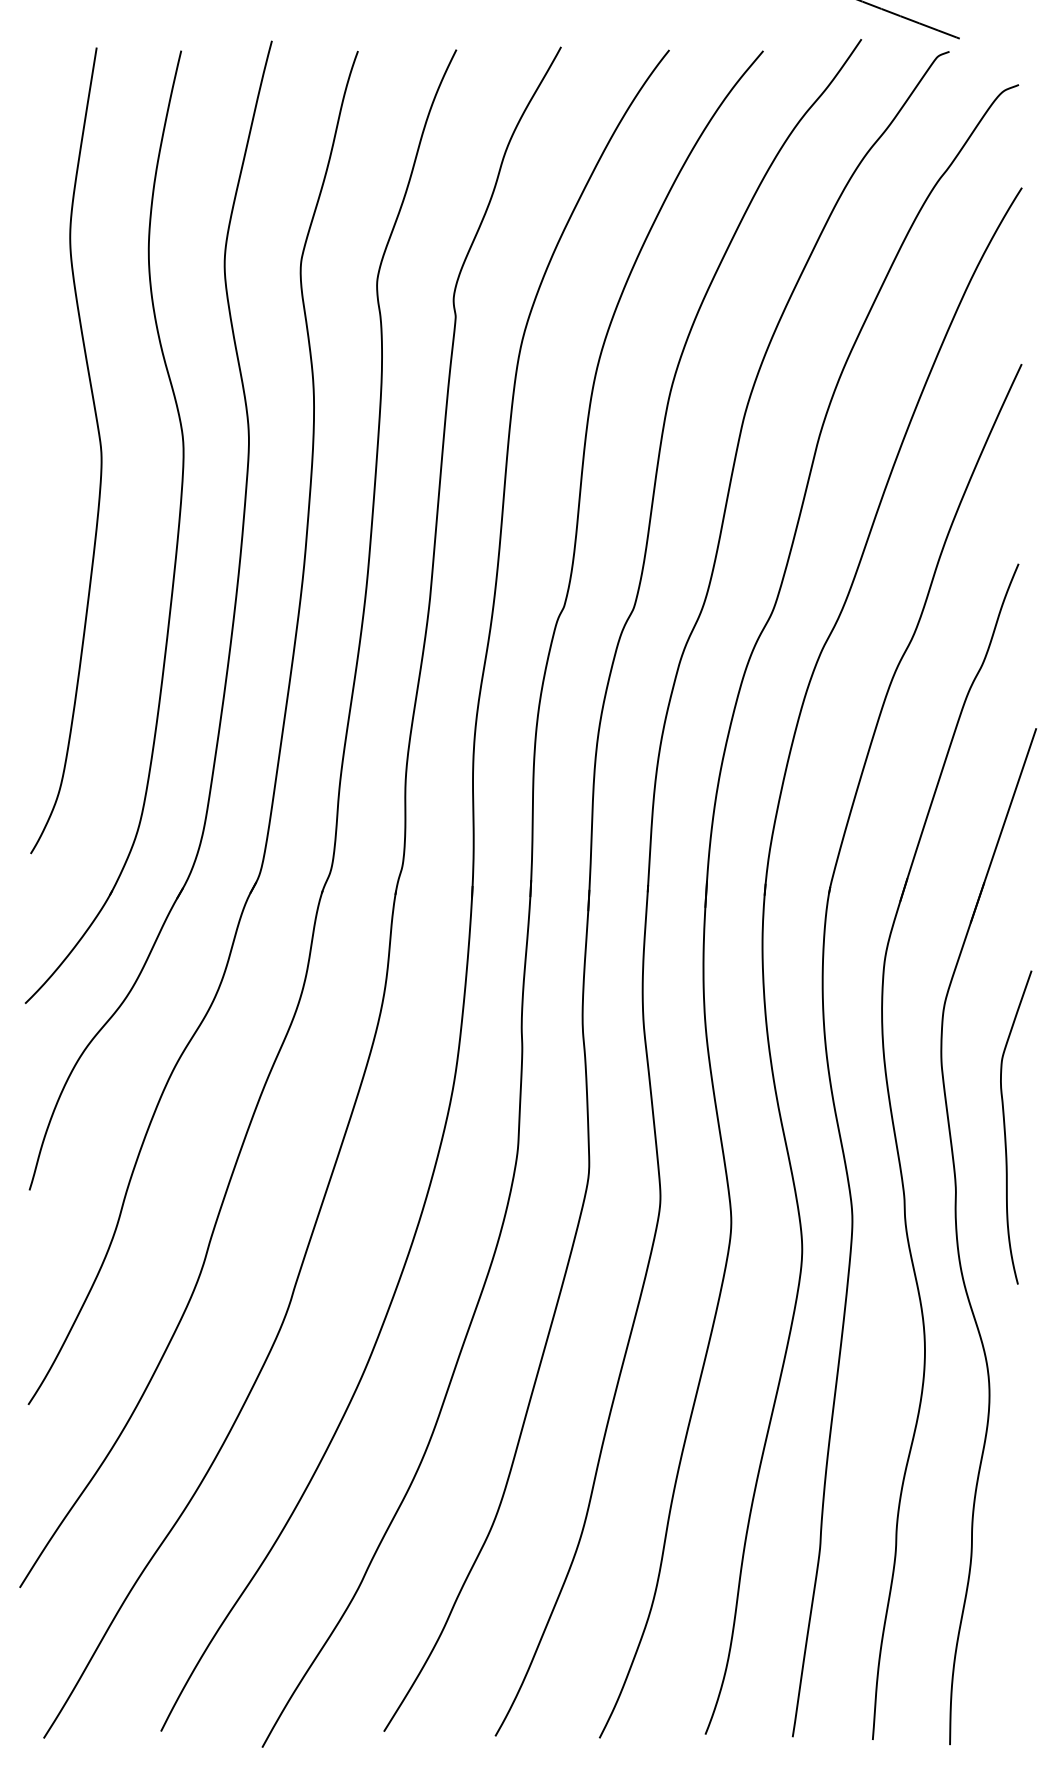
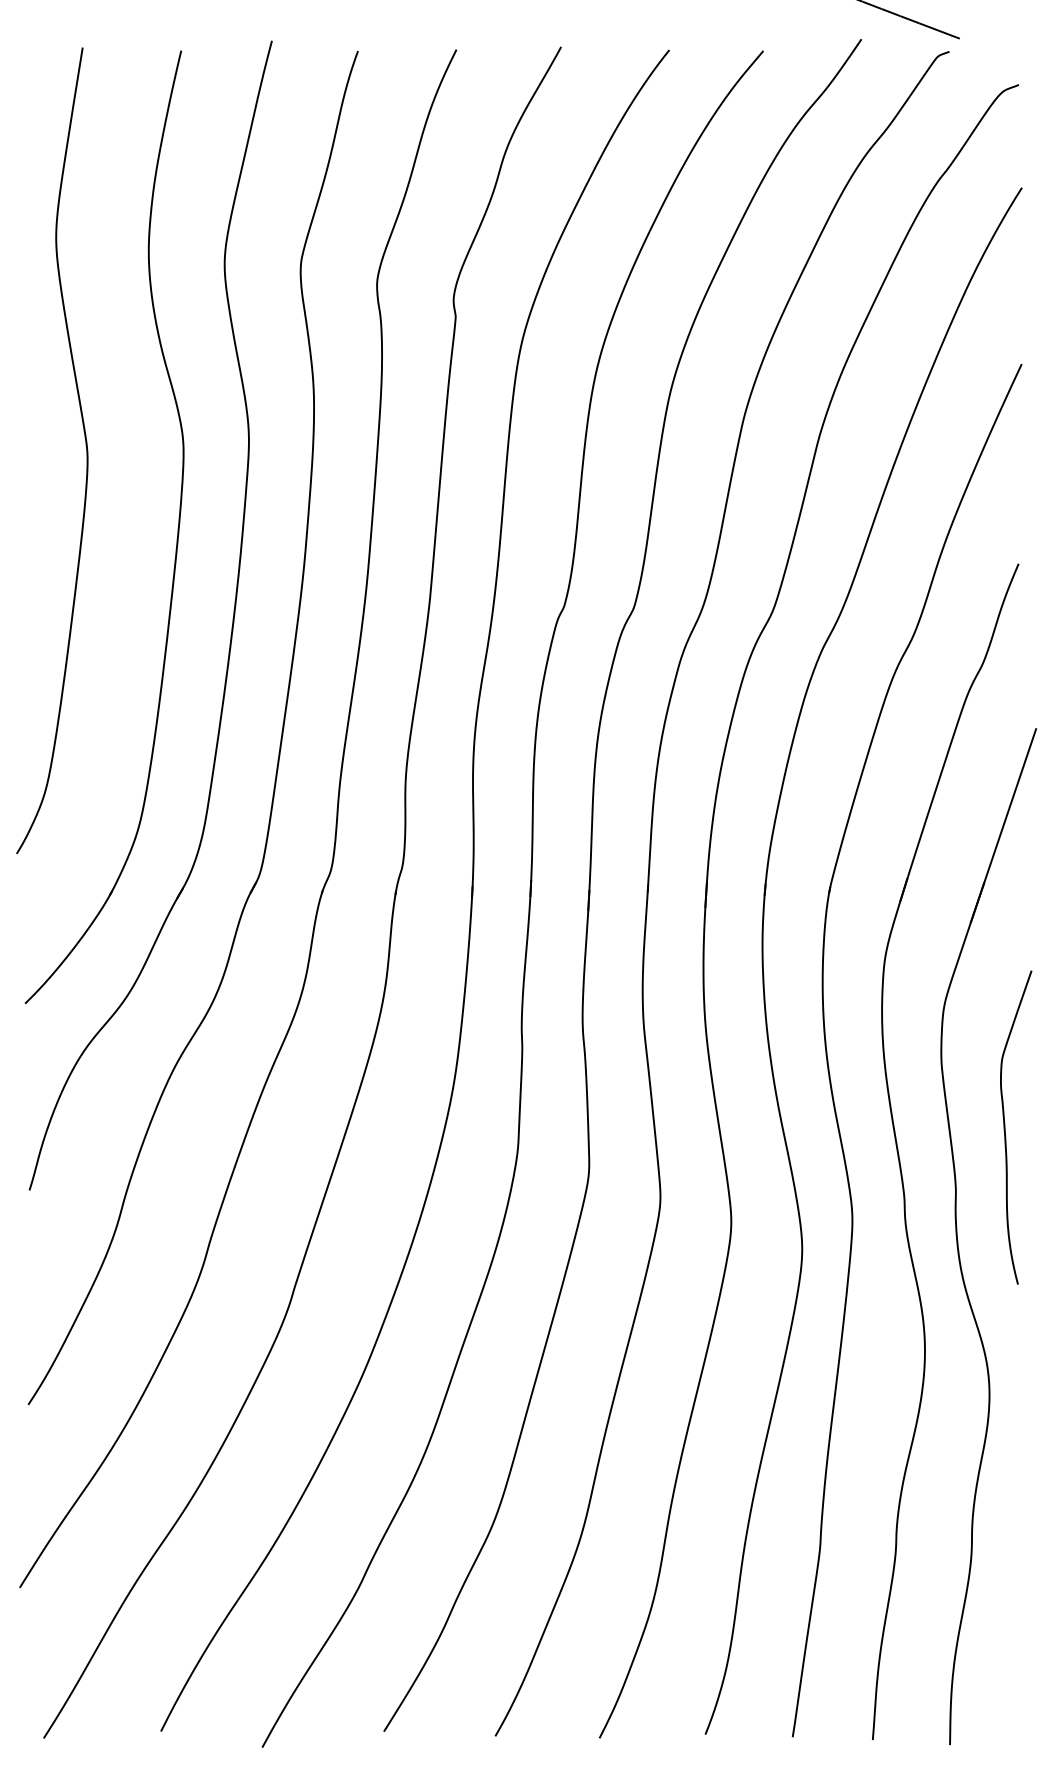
curve position: (99, 445) -> (85, 445) (85, 445)
